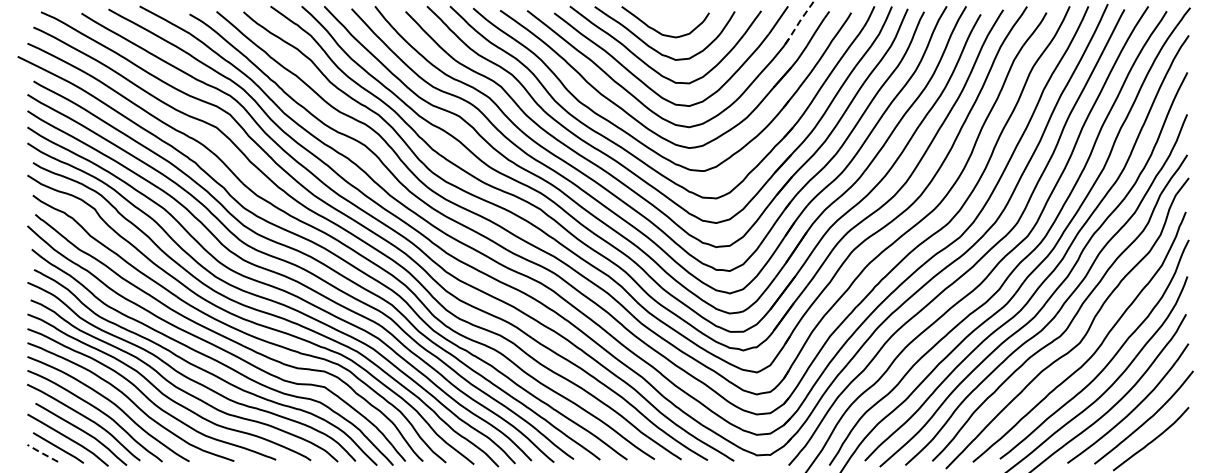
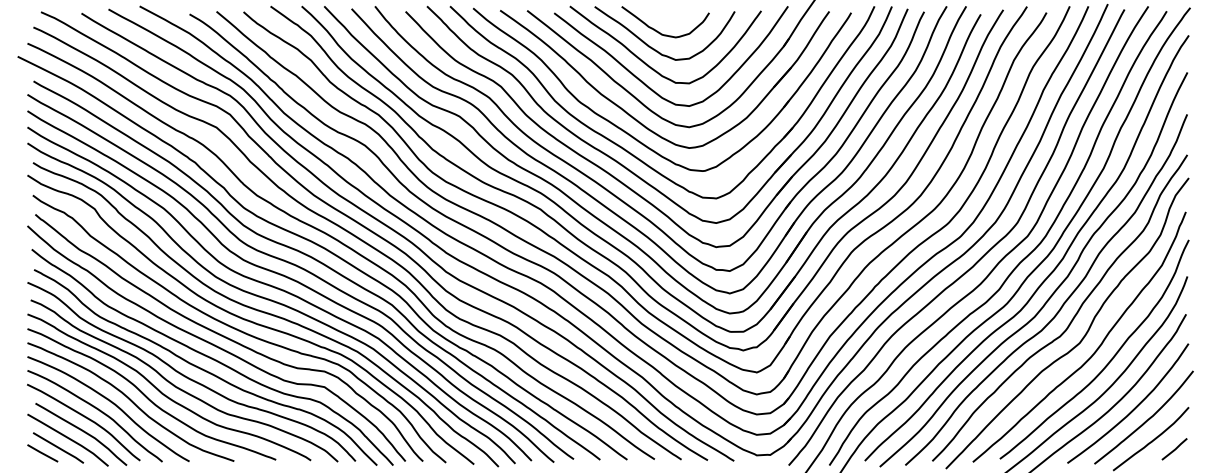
line: dashed -> solid (798, 23)
line: none -> present (1174, 449)
line: dashed -> solid (41, 452)
